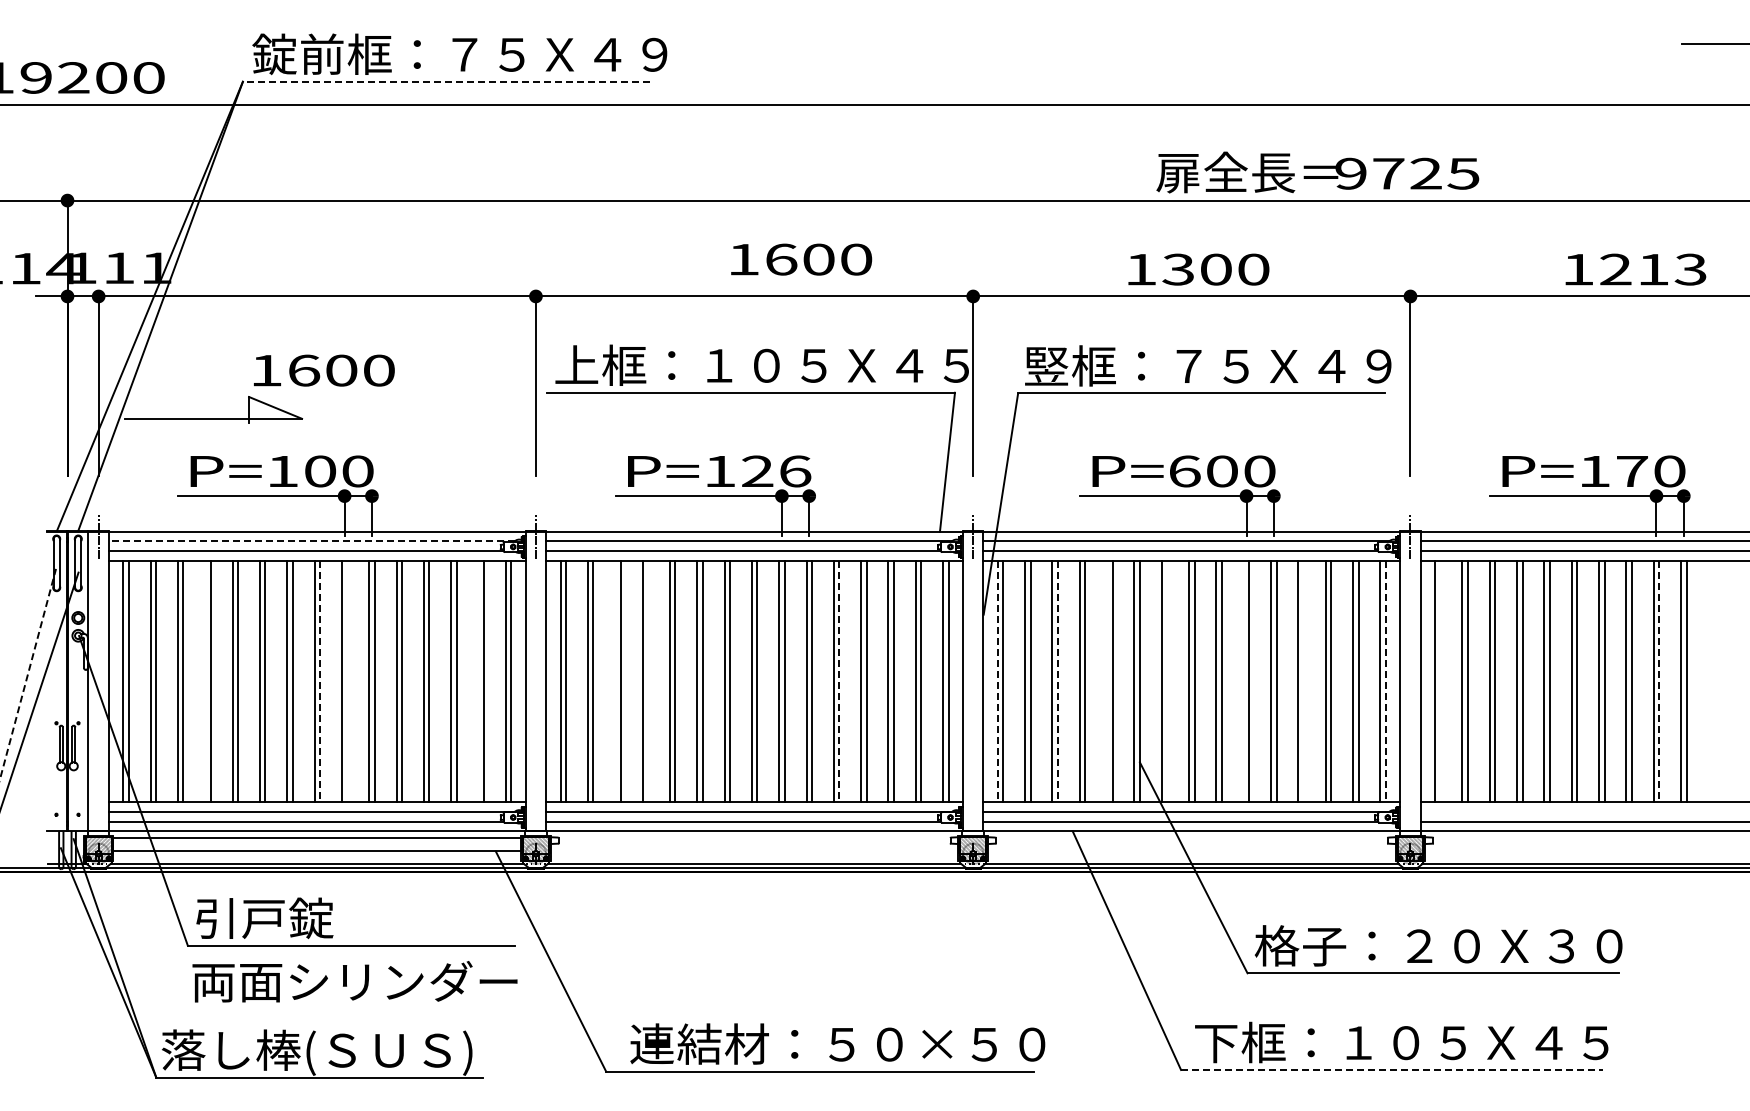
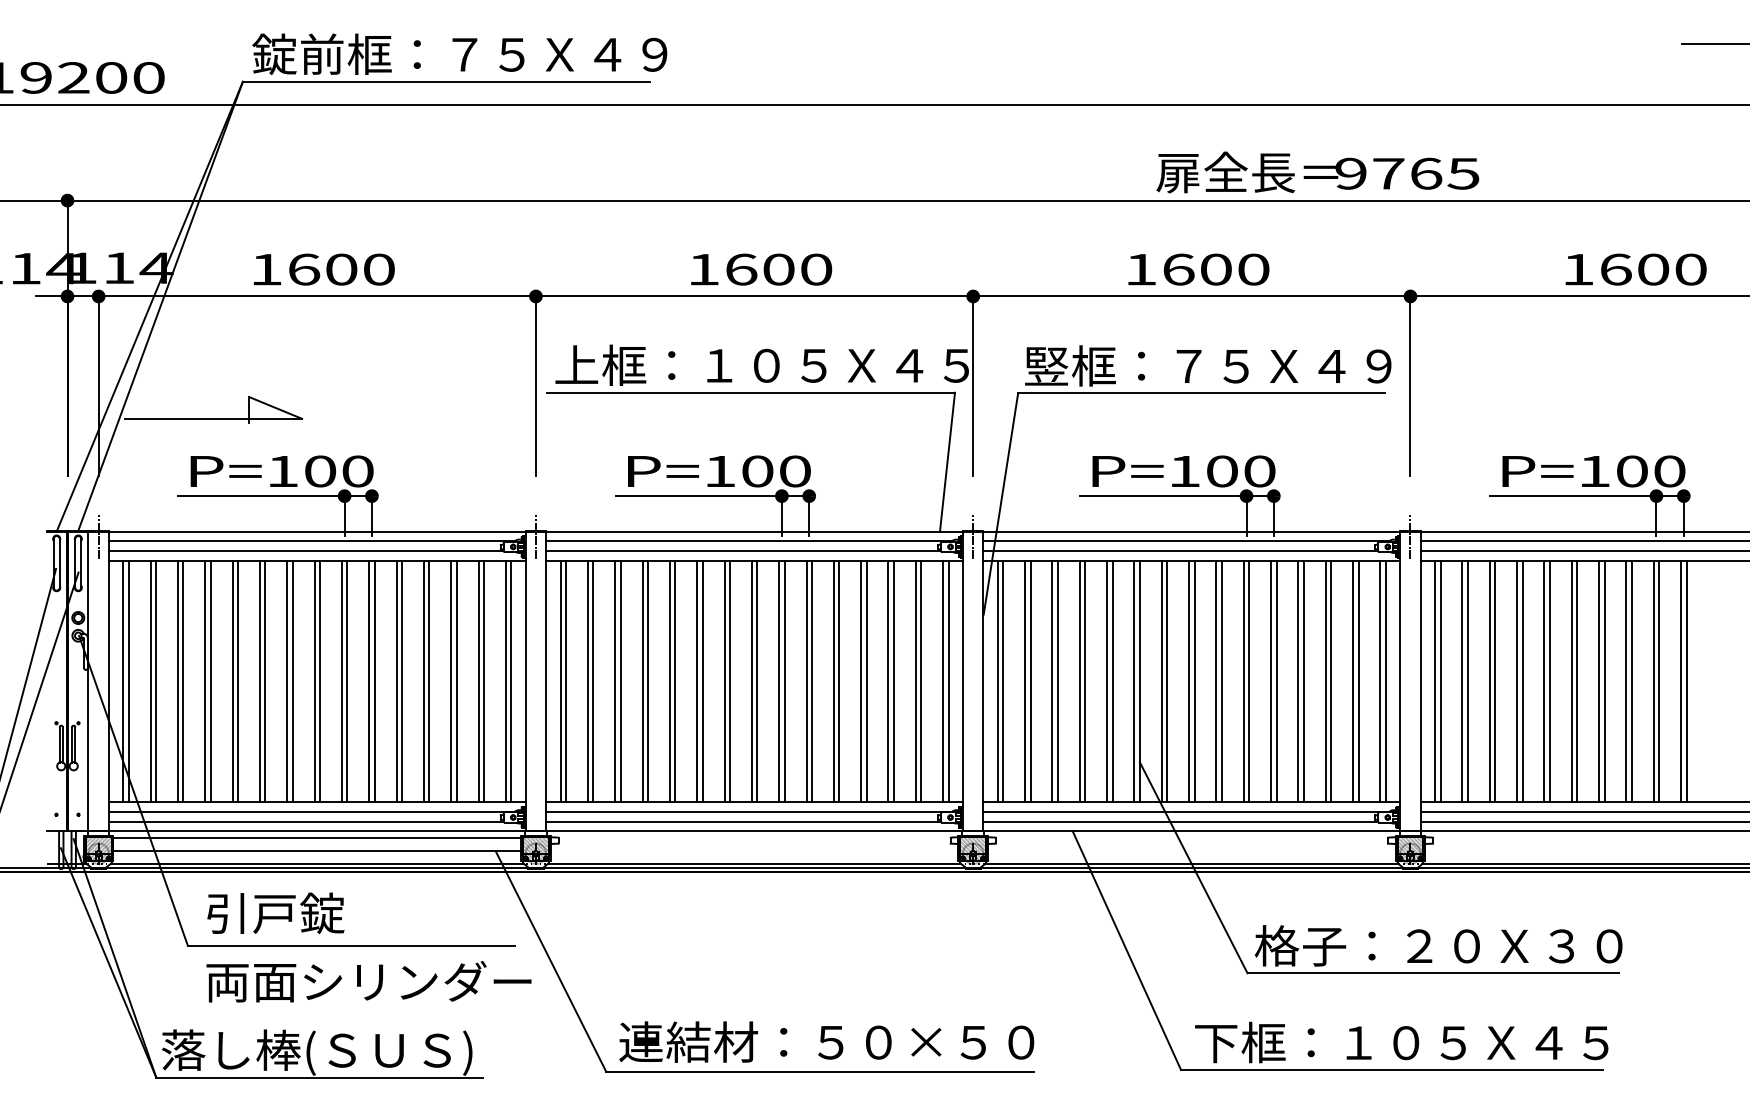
line: dashed -> solid (445, 81)
text: 9725 -> 9765 (1426, 173)
text position: (801, 259) -> (761, 269) (761, 269)
text: 111 -> 114 (156, 267)
text: 1300 -> 1600 (1178, 269)
text: 1213 -> 1600 (1653, 269)
text position: (324, 370) -> (324, 269) (324, 269)
text: P=126 -> P=100 (776, 471)
text: P=600 -> P=100 (1185, 471)
text: P=170 -> P=100 (1632, 471)
line: dashed -> solid (311, 541)
line: dashed -> solid (28, 674)
line: none -> present (205, 681)
line: dashed -> solid (320, 681)
line: none -> present (347, 681)
line: none -> present (478, 681)
line: none -> present (615, 681)
line: none -> present (647, 681)
line: dashed -> solid (839, 681)
line: dashed -> solid (997, 681)
line: dashed -> solid (1057, 681)
line: none -> present (1107, 681)
line: none -> present (1167, 681)
line: none -> present (1243, 681)
line: none -> present (1303, 681)
line: dashed -> solid (1385, 681)
line: none -> present (1440, 681)
line: dashed -> solid (1659, 681)
line: none -> present (1583, 812)
text position: (264, 917) -> (275, 912) (275, 912)
text position: (354, 981) -> (368, 981) (368, 981)
text position: (837, 1043) -> (826, 1041) (826, 1041)
line: dashed -> solid (1392, 1069)
